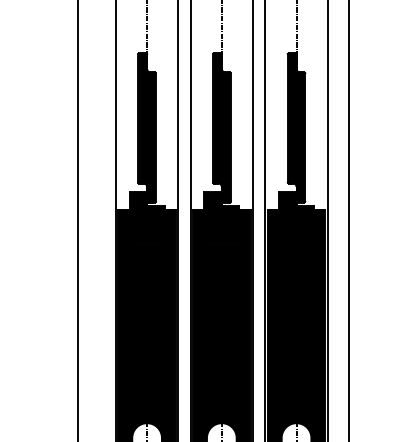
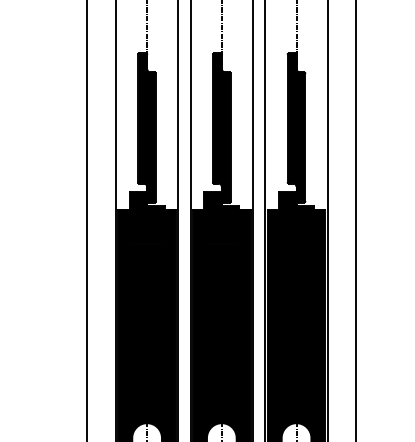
line position: (78, 220) -> (87, 220) (87, 220)
line position: (349, 220) -> (356, 220) (356, 220)
